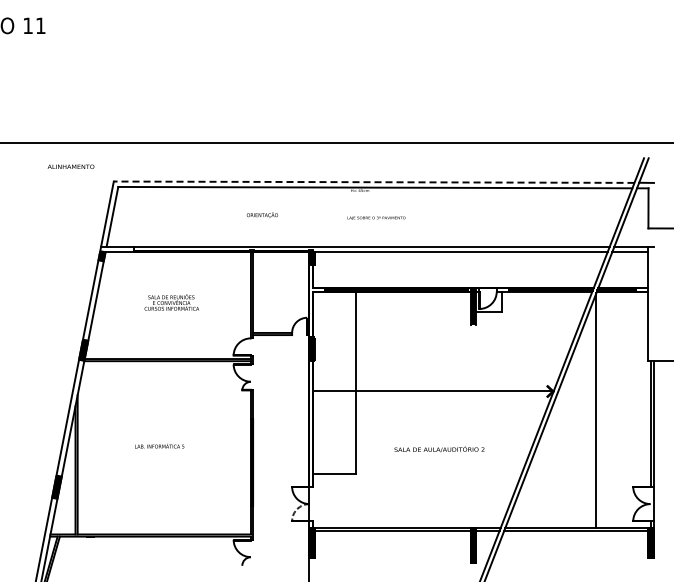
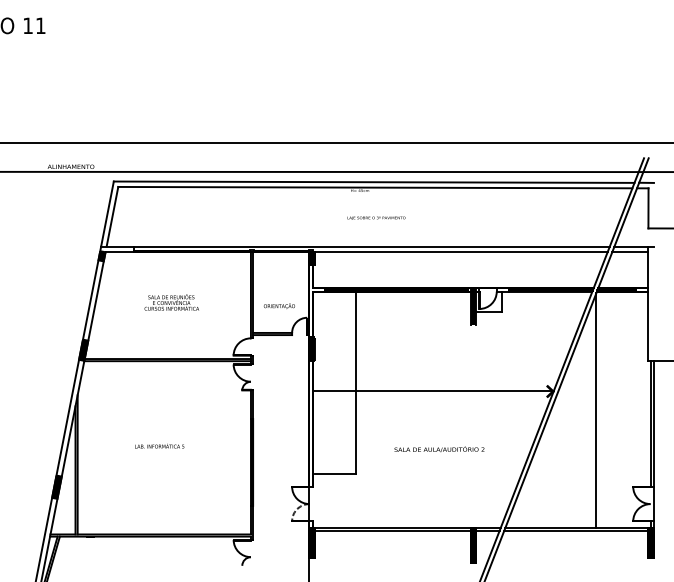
line: none -> present (336, 171)
line: dashed -> solid (373, 182)
text position: (261, 214) -> (278, 305) (278, 305)
